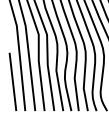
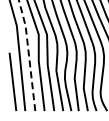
line: solid -> dashed (28, 54)
